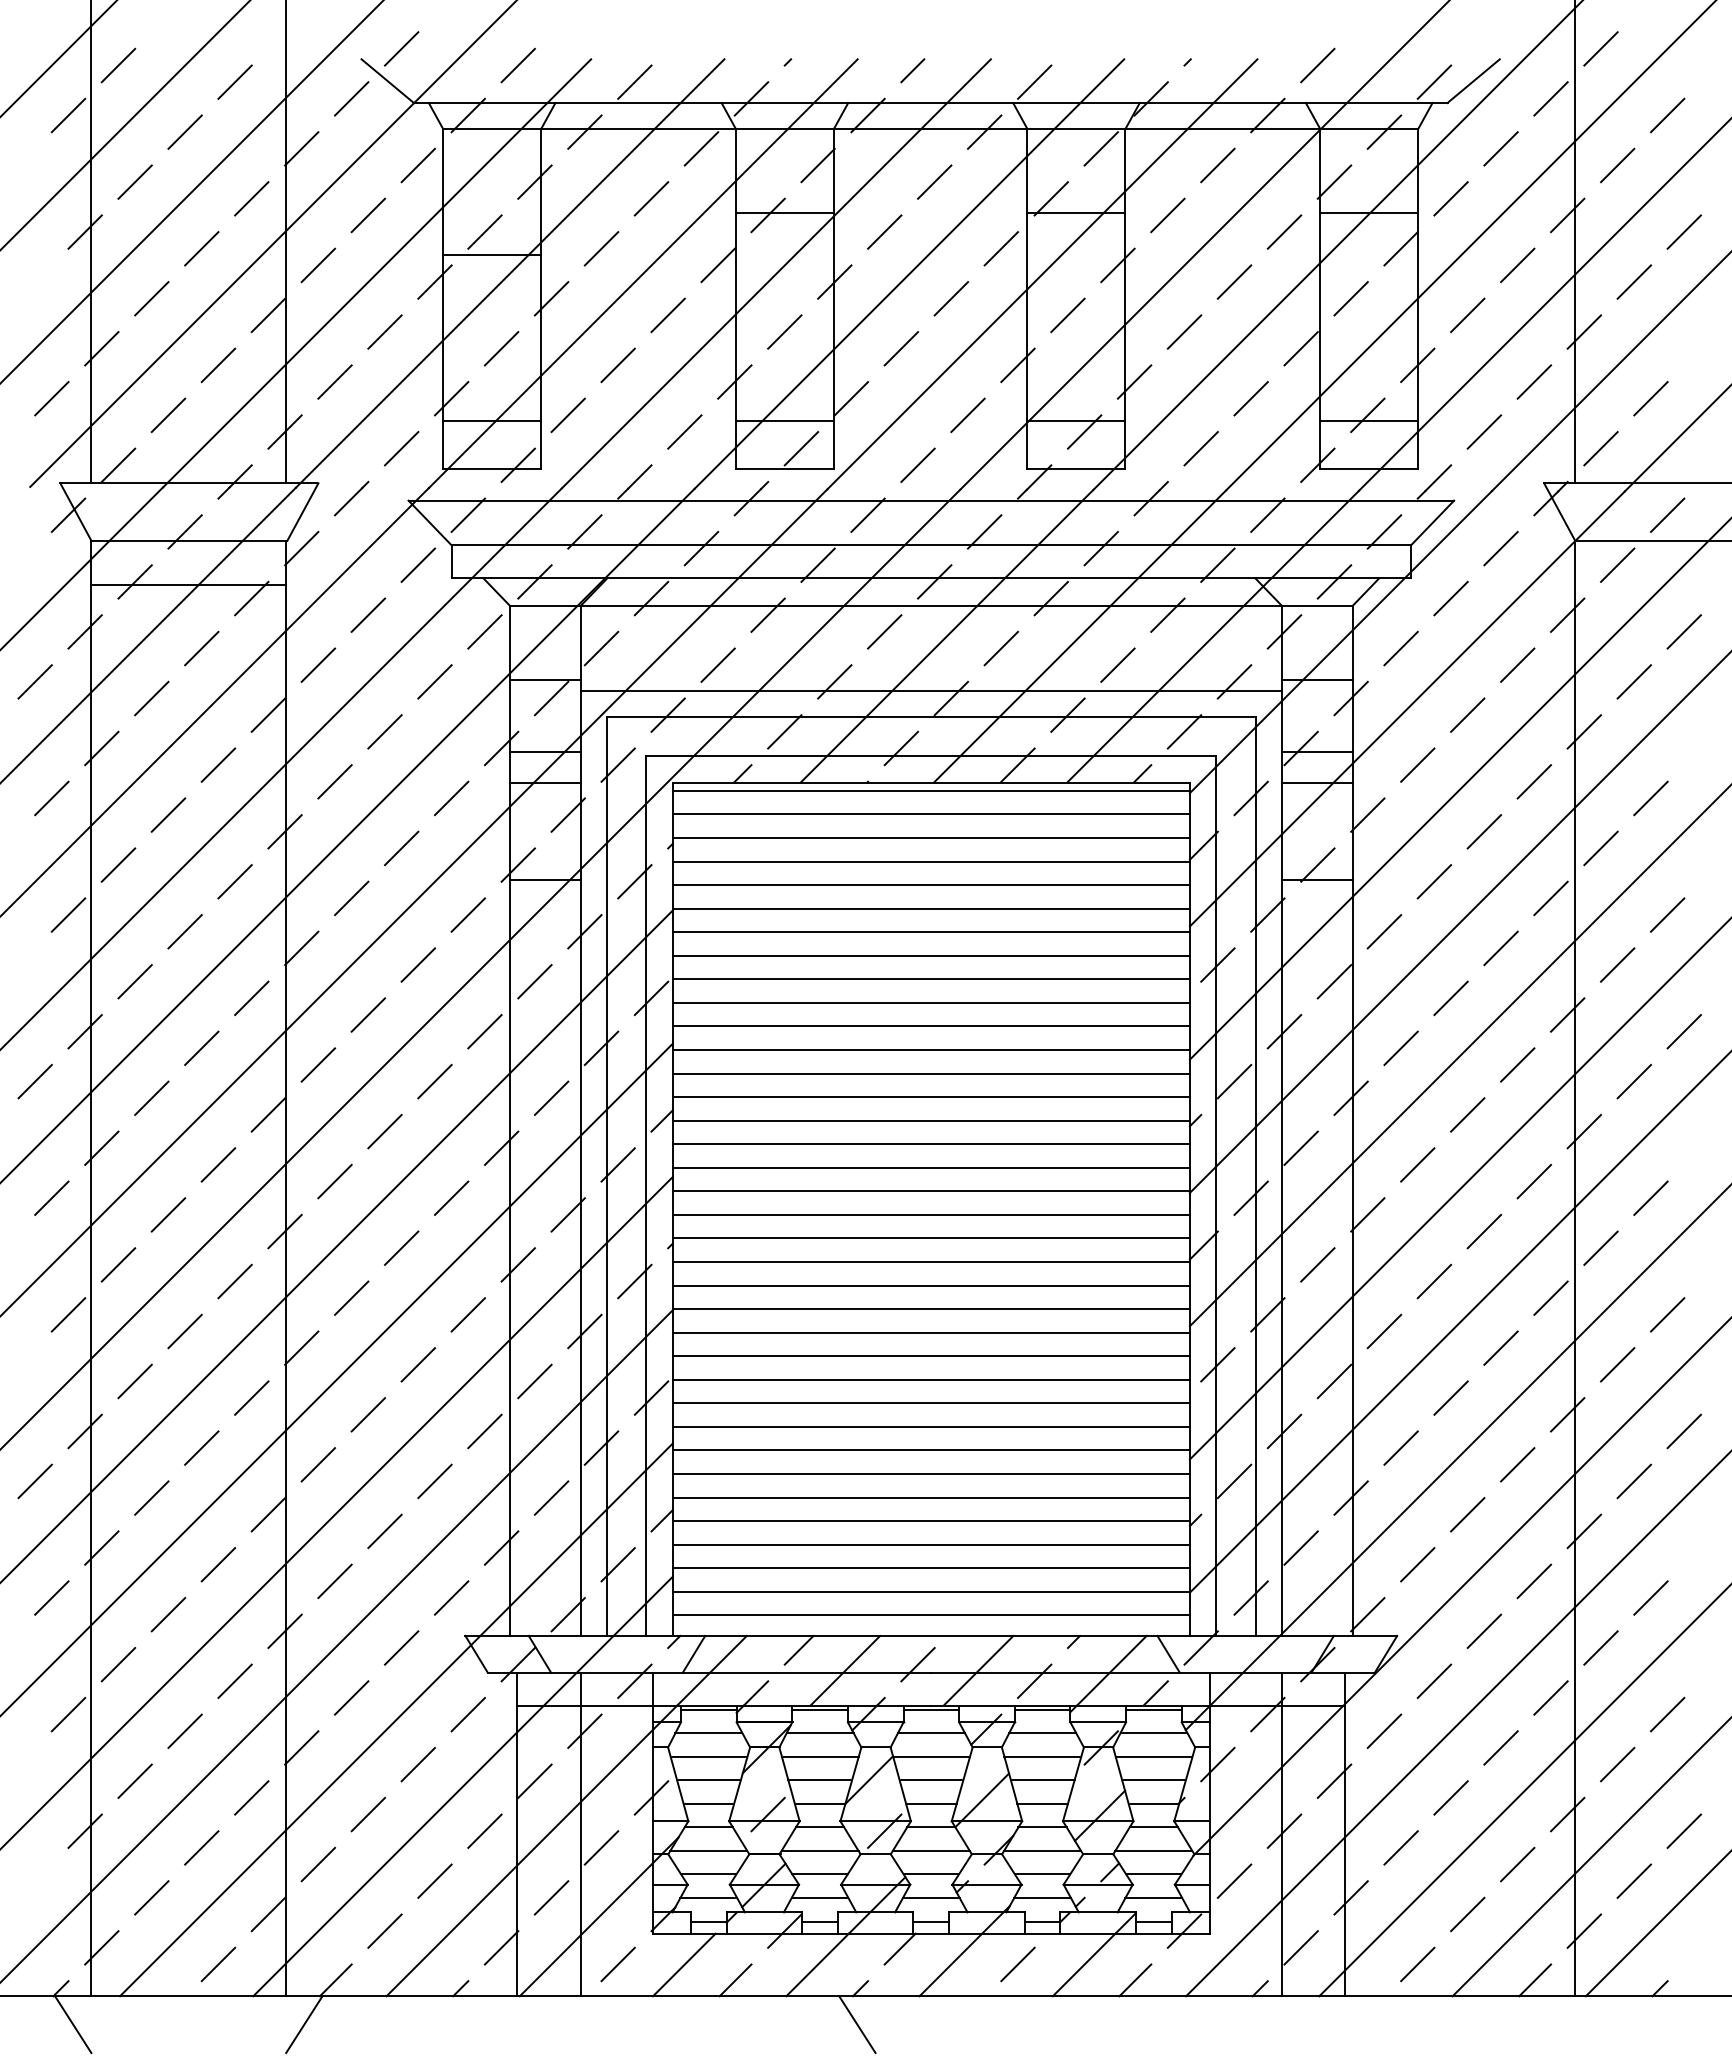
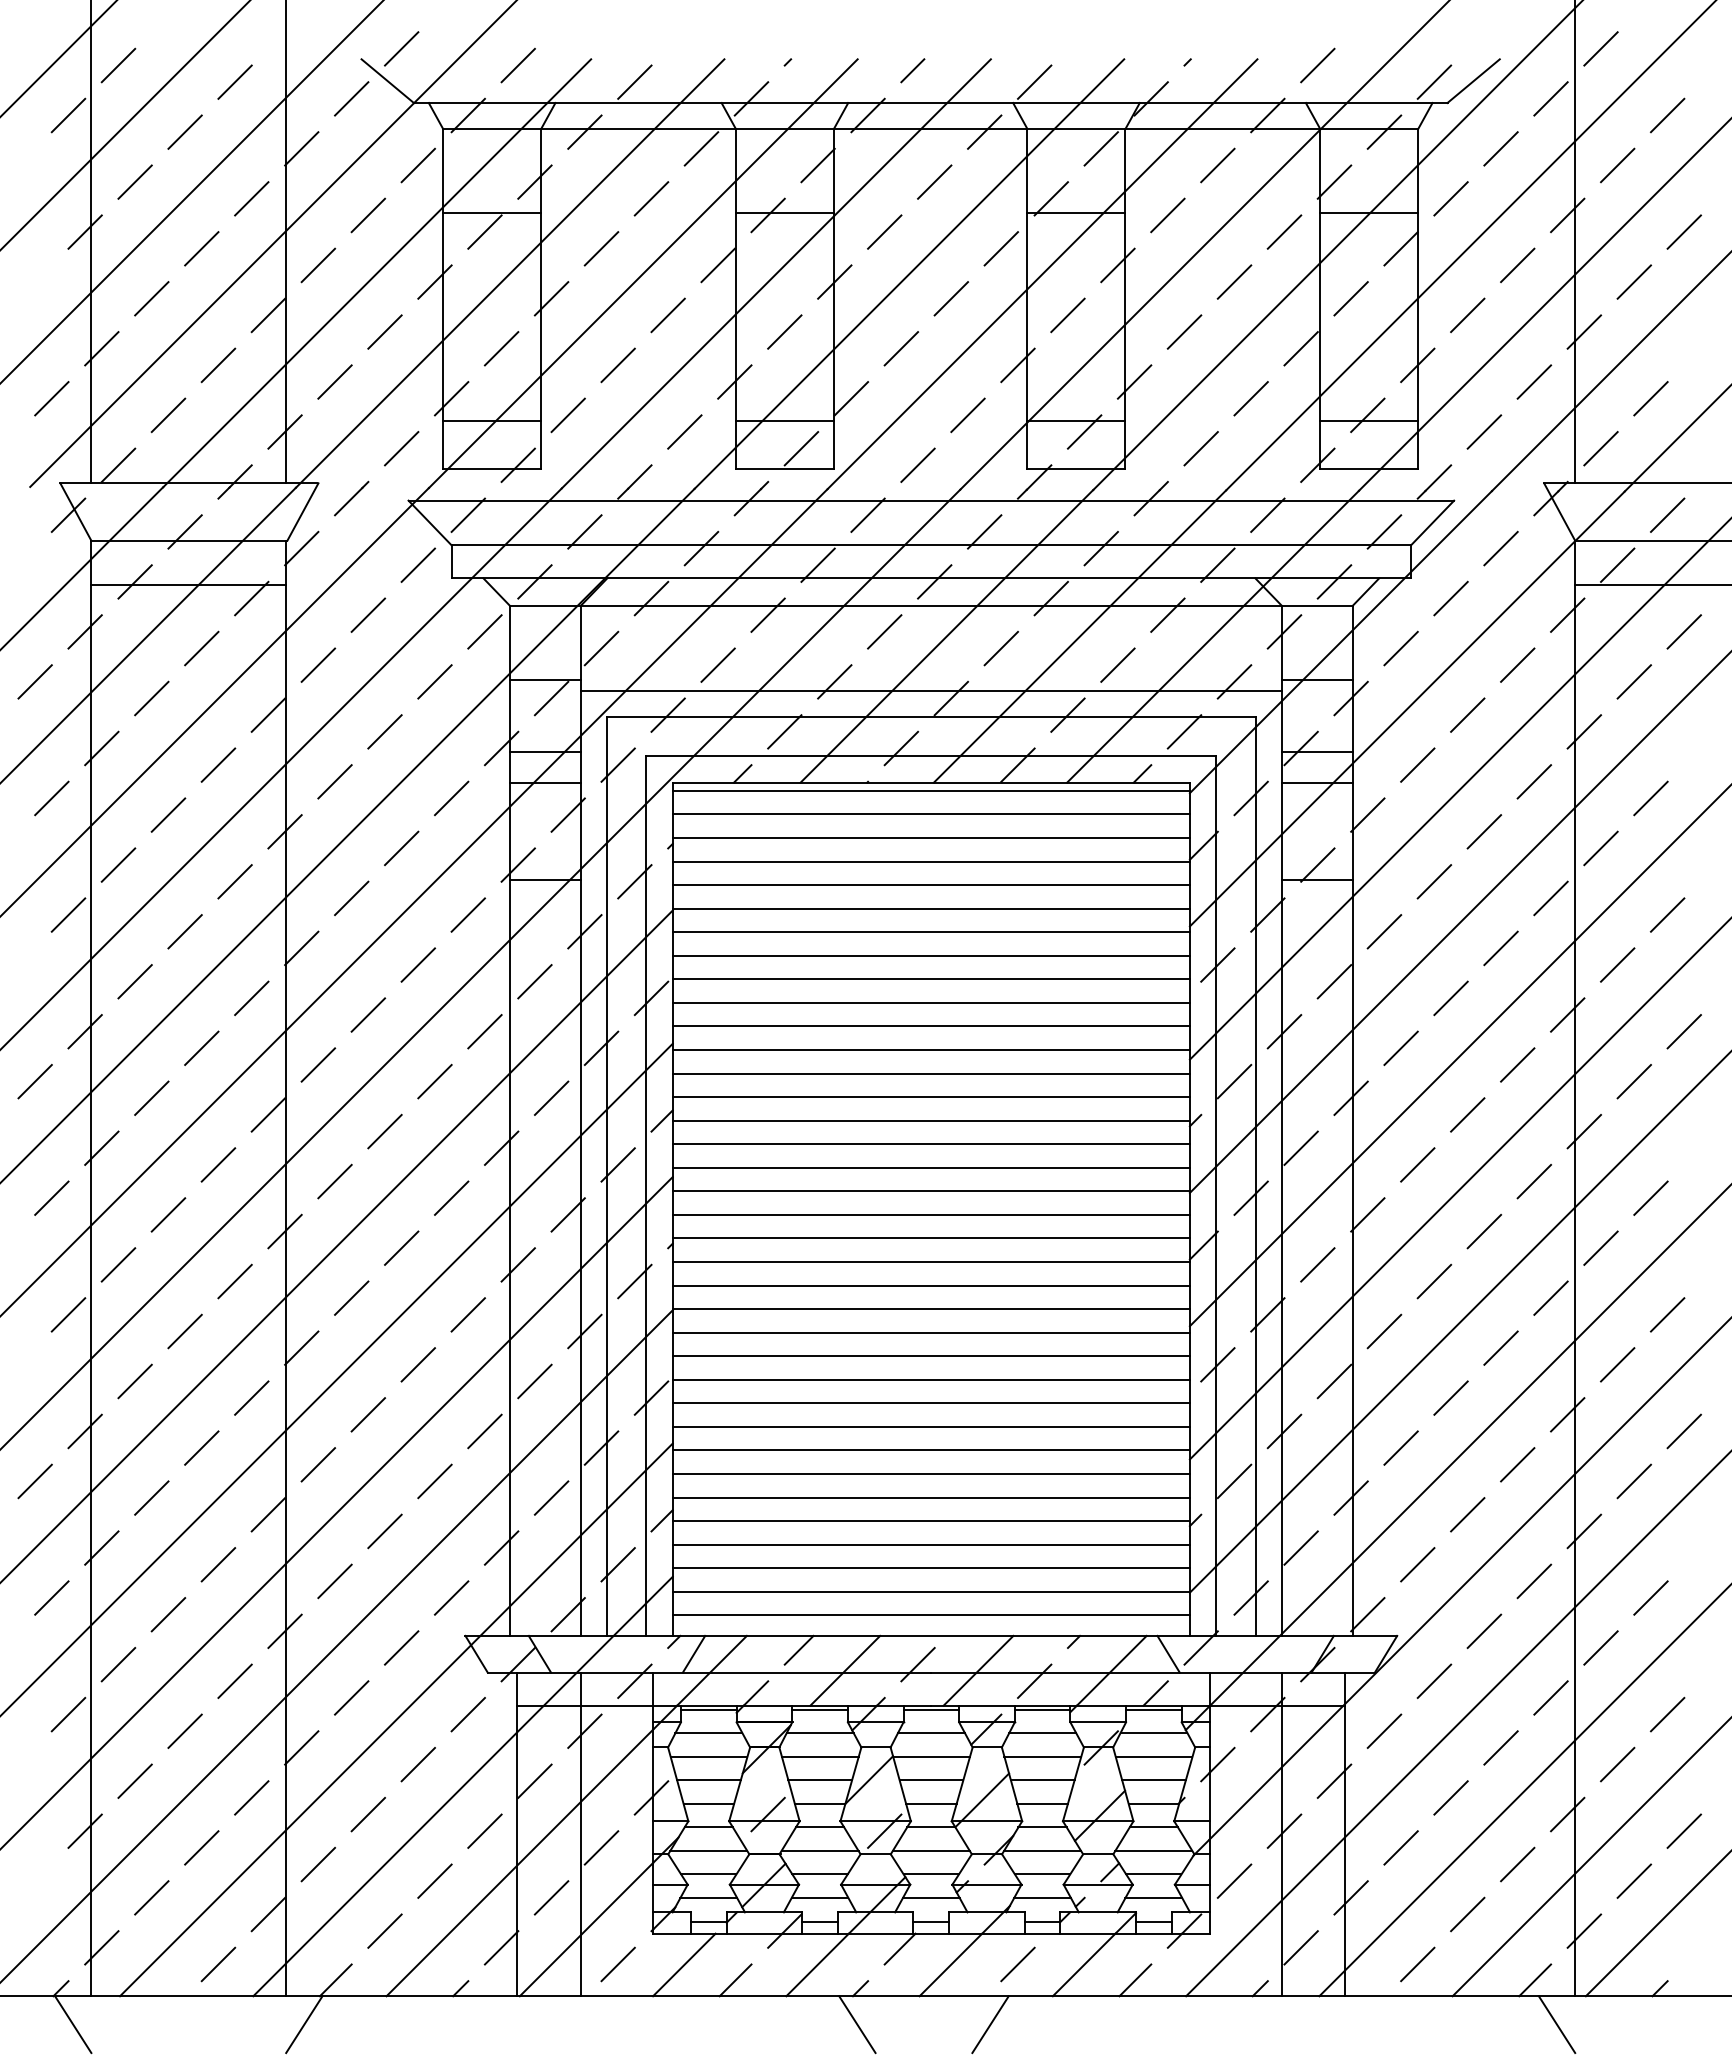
line position: (492, 255) -> (492, 213) (492, 213)
line: none -> present (1651, 584)
line: none -> present (990, 2024)
line: none -> present (1556, 2024)
